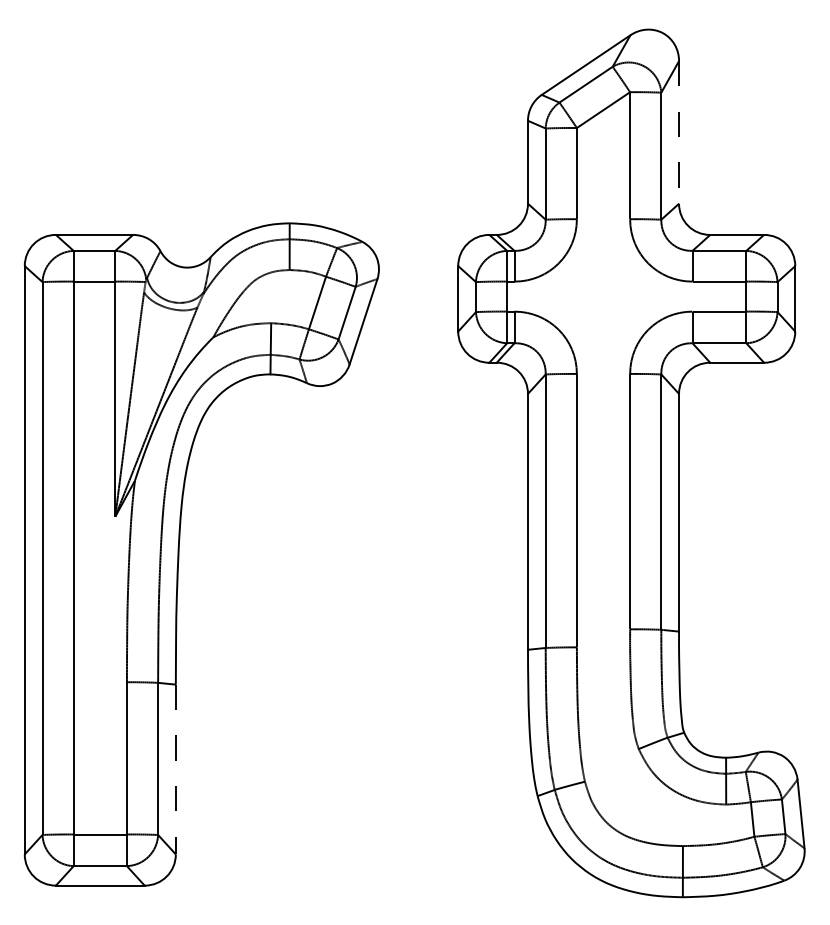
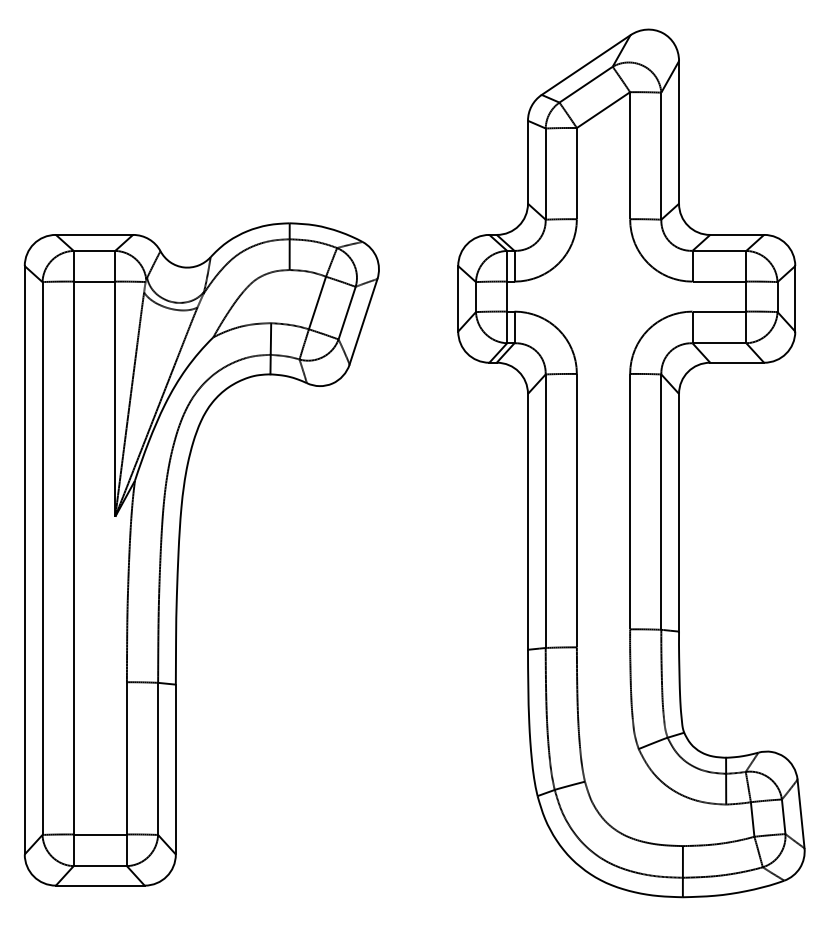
line: dashed -> solid (679, 132)
line: dashed -> solid (175, 769)
